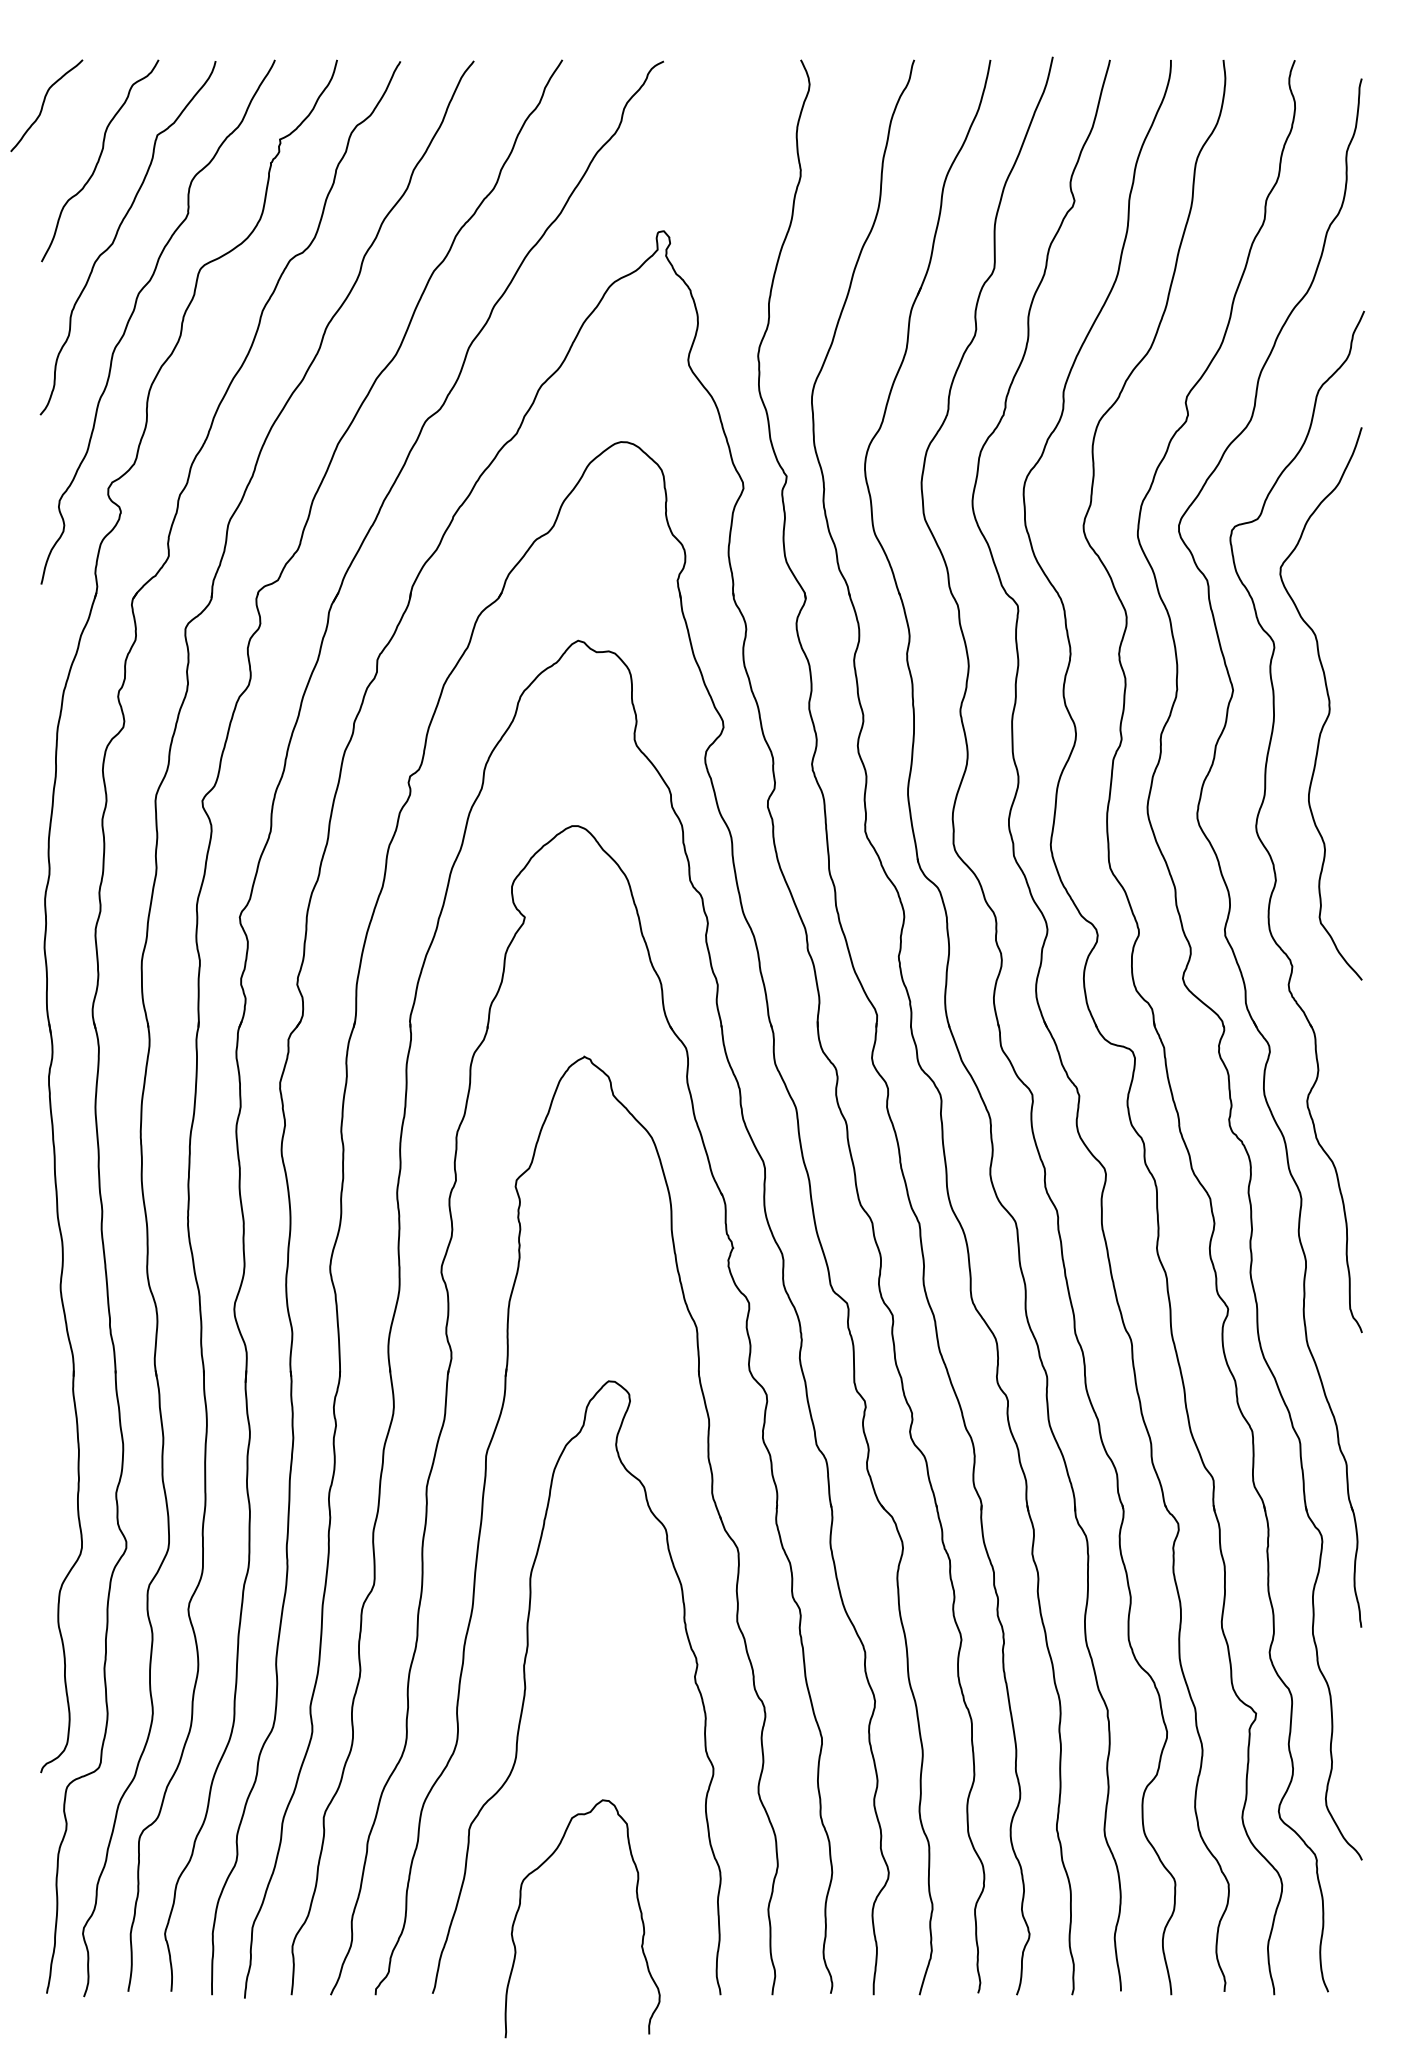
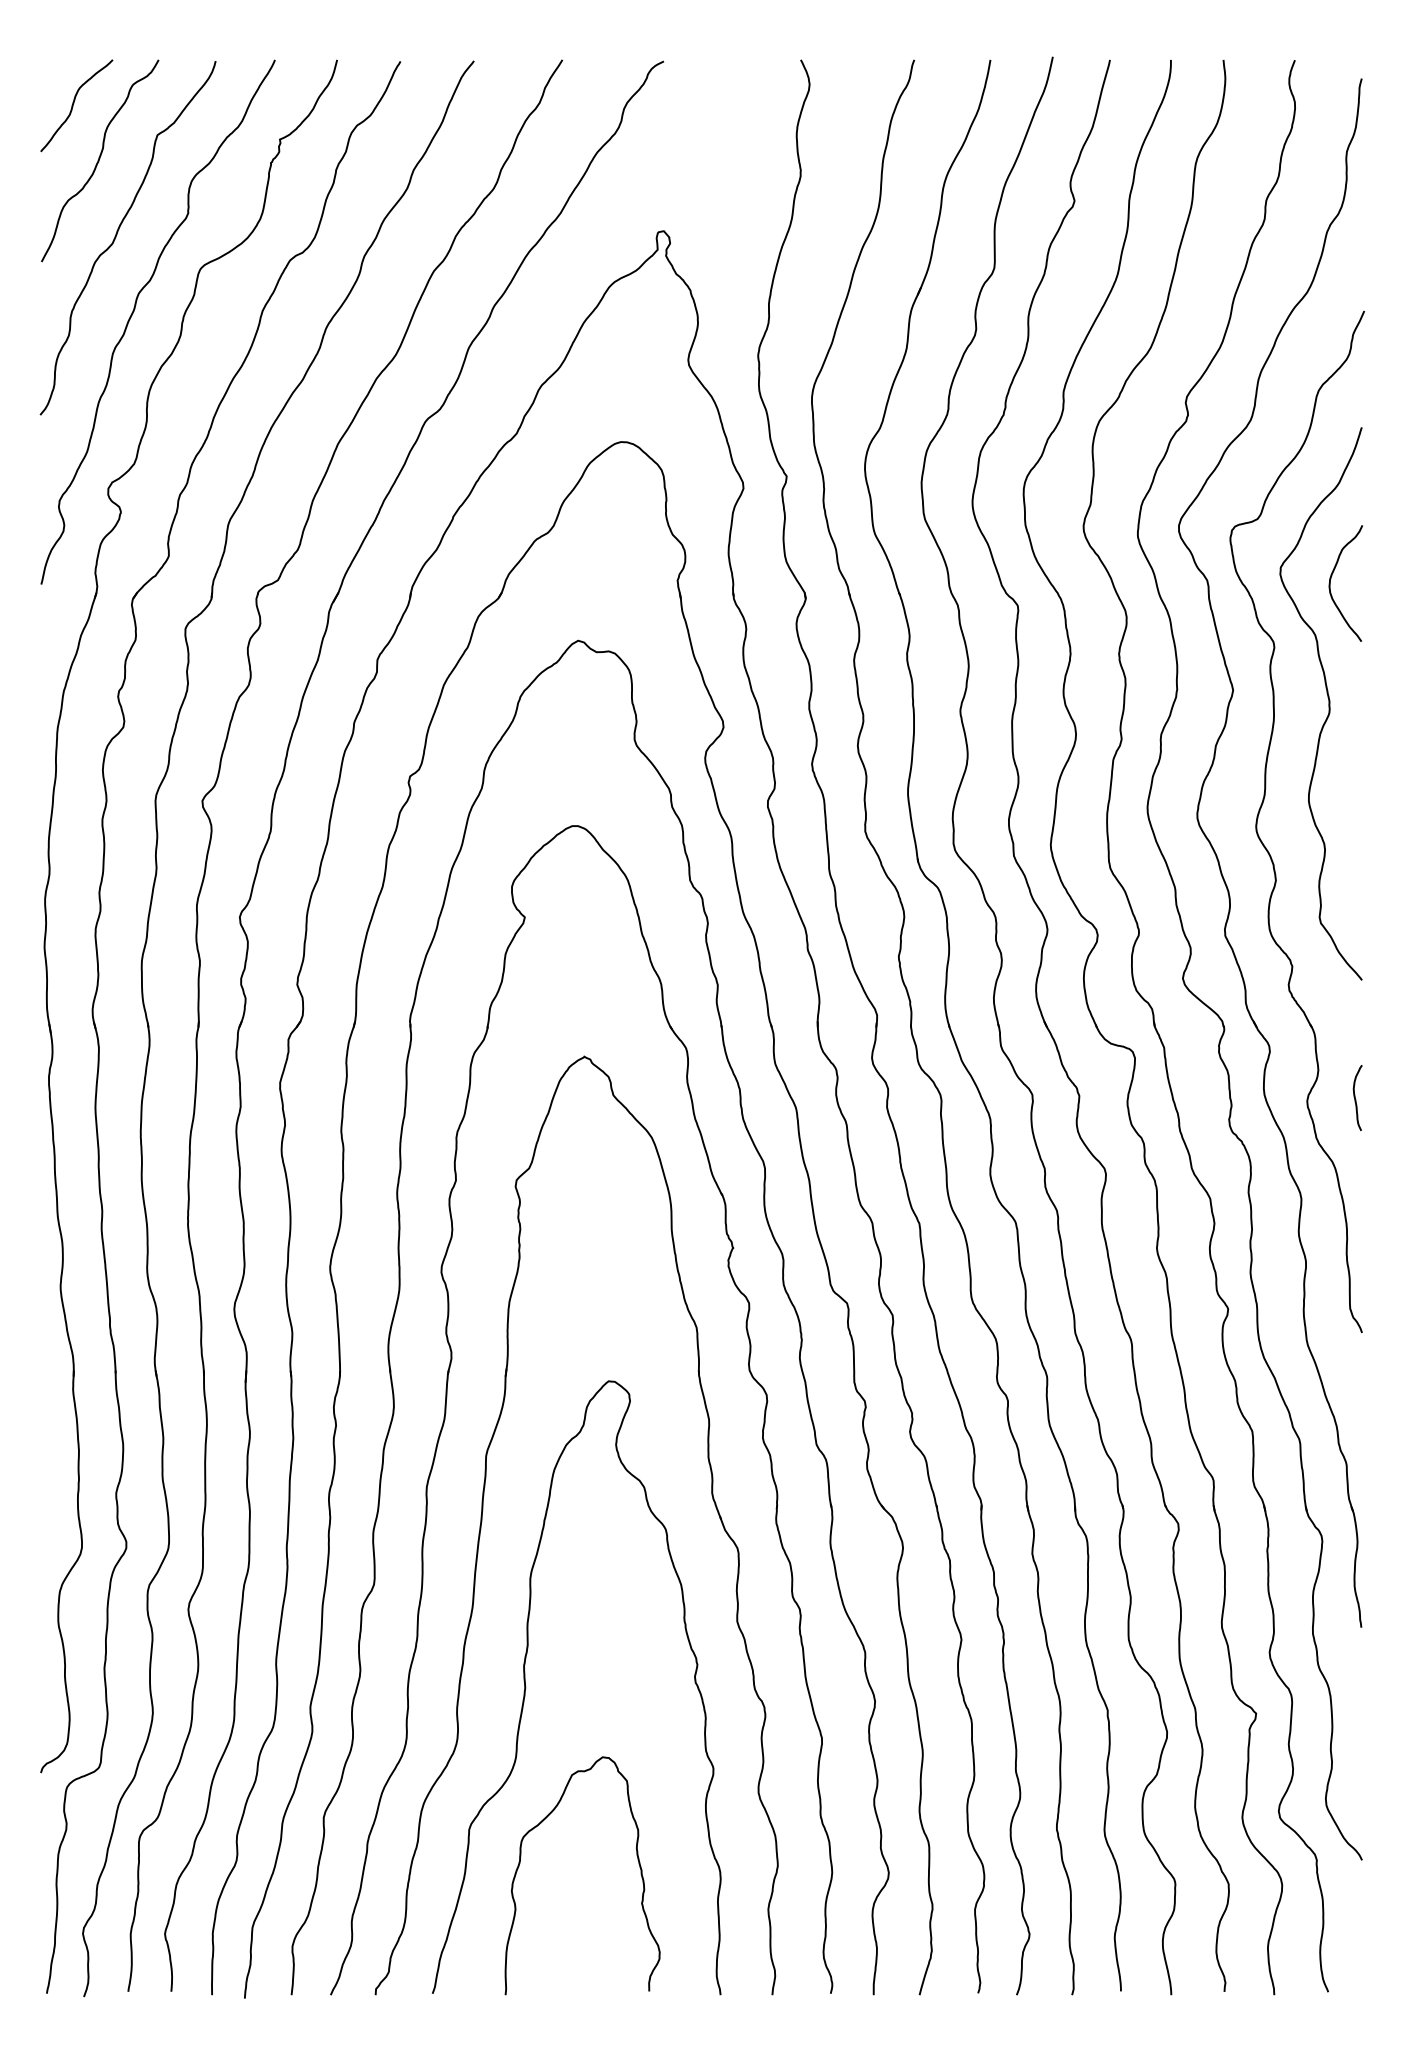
curve position: (44, 103) -> (74, 103) (74, 103)
curve: none -> present (1331, 579)
curve: none -> present (1355, 1097)
curve position: (637, 1903) -> (637, 1860) (637, 1860)
